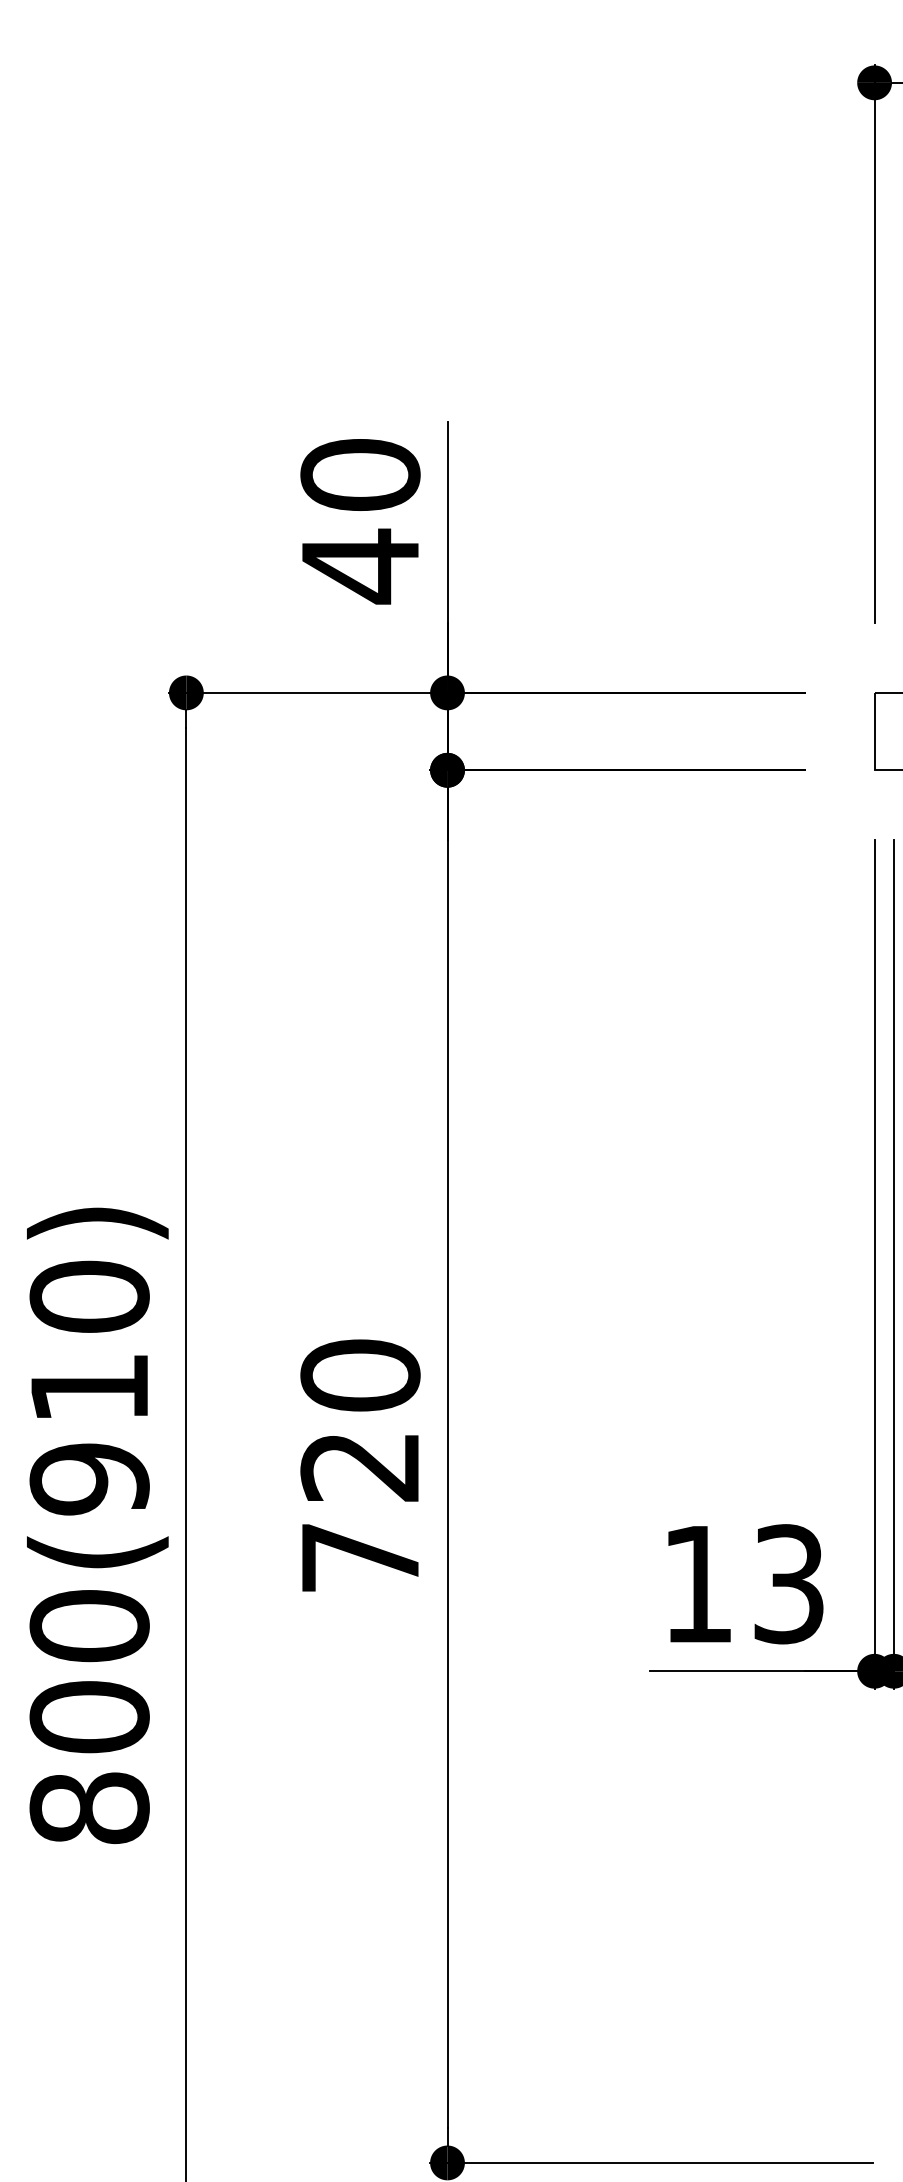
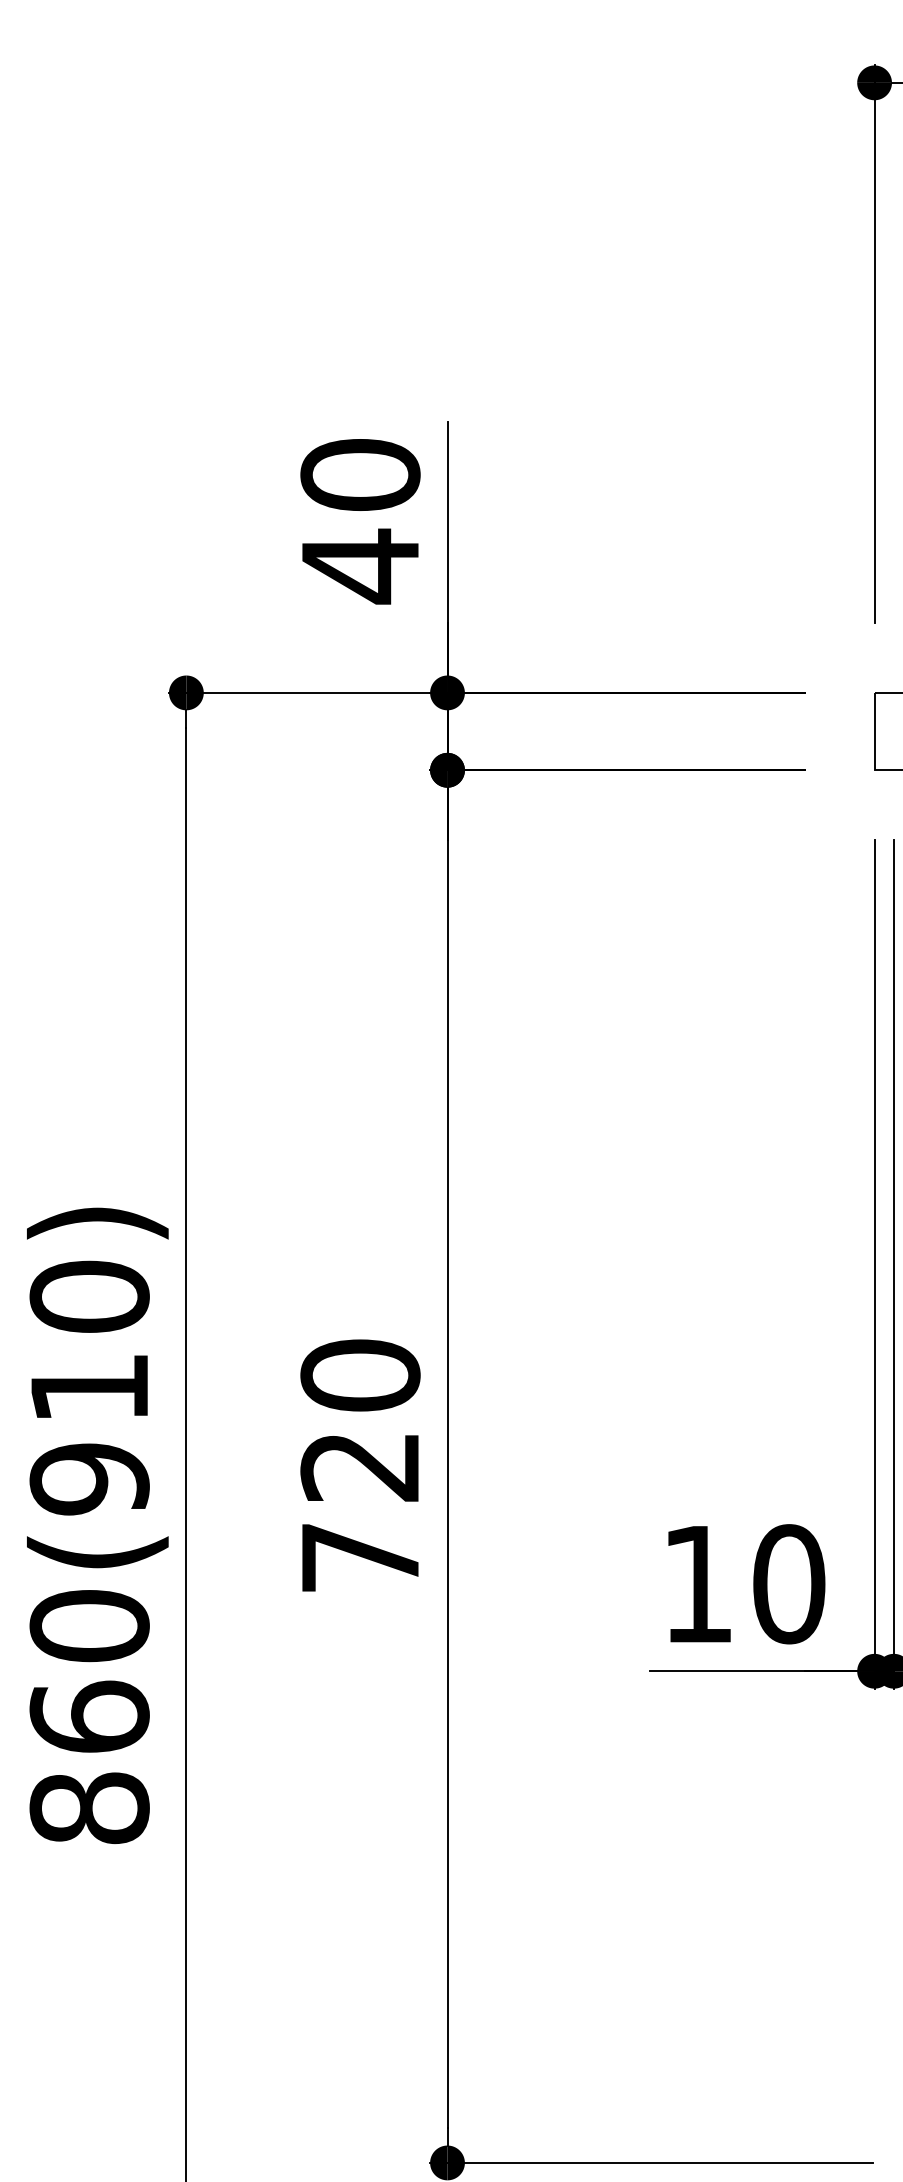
text: 13 -> 10 (789, 1584)
text: 800(910) -> 860(910) (89, 1716)
